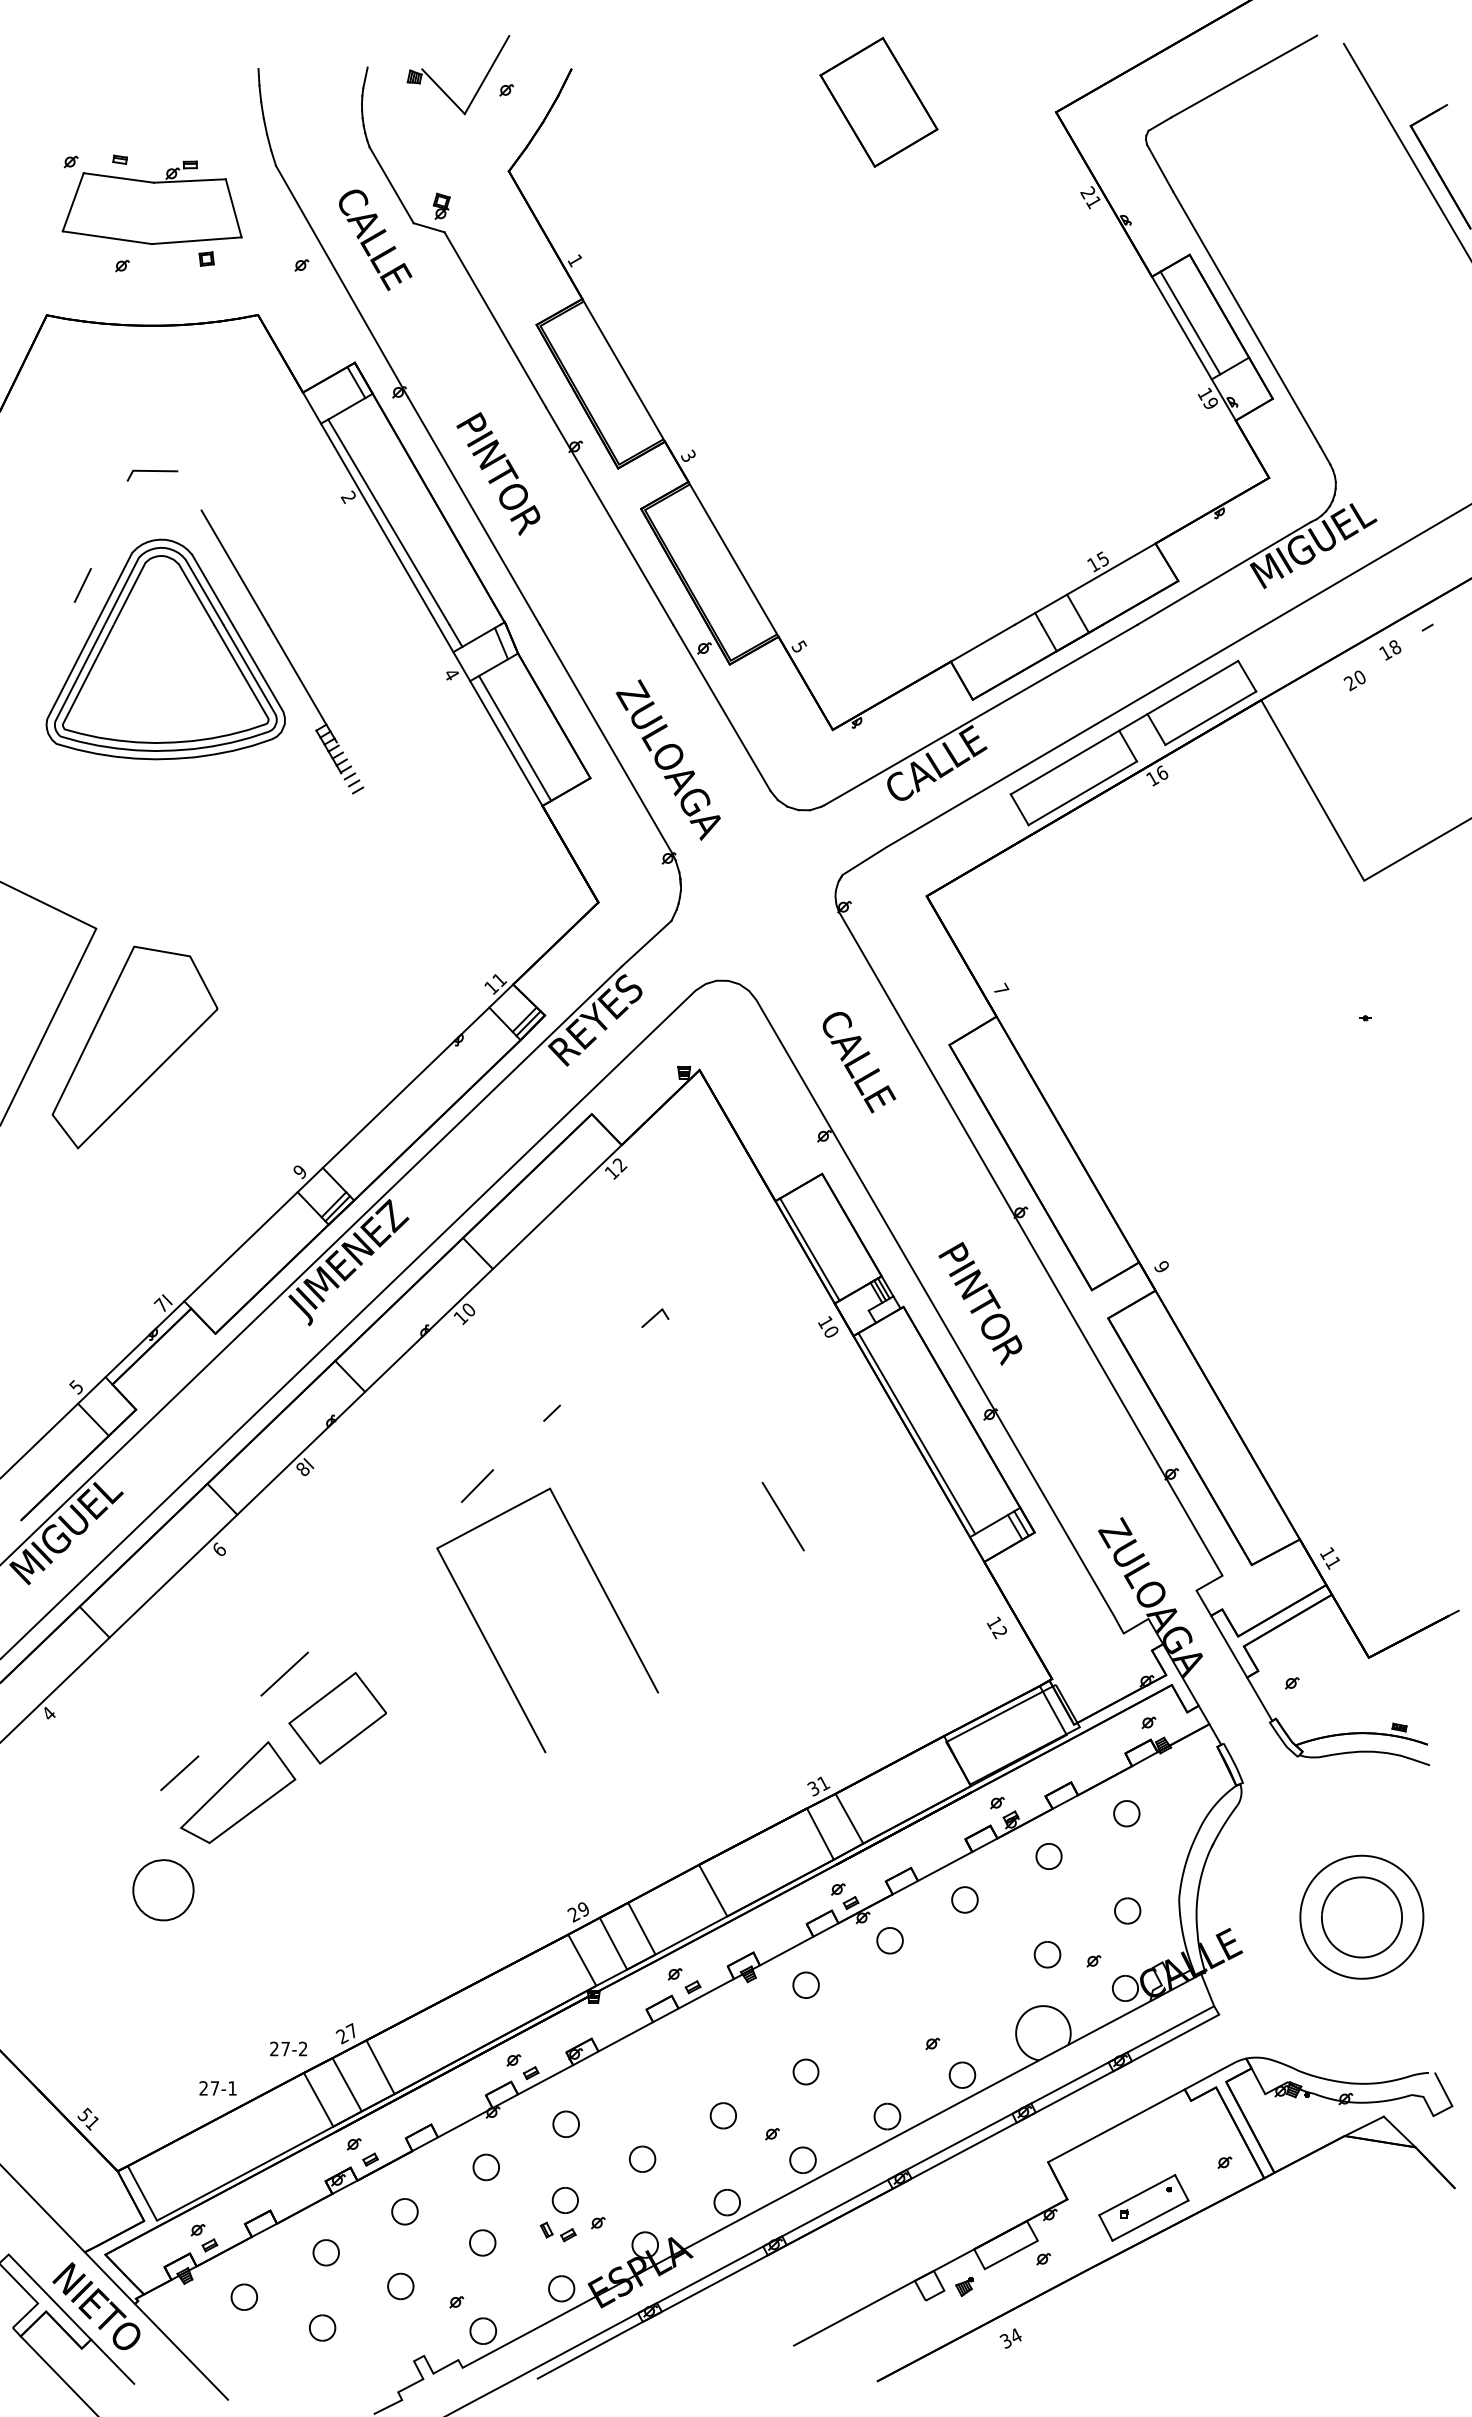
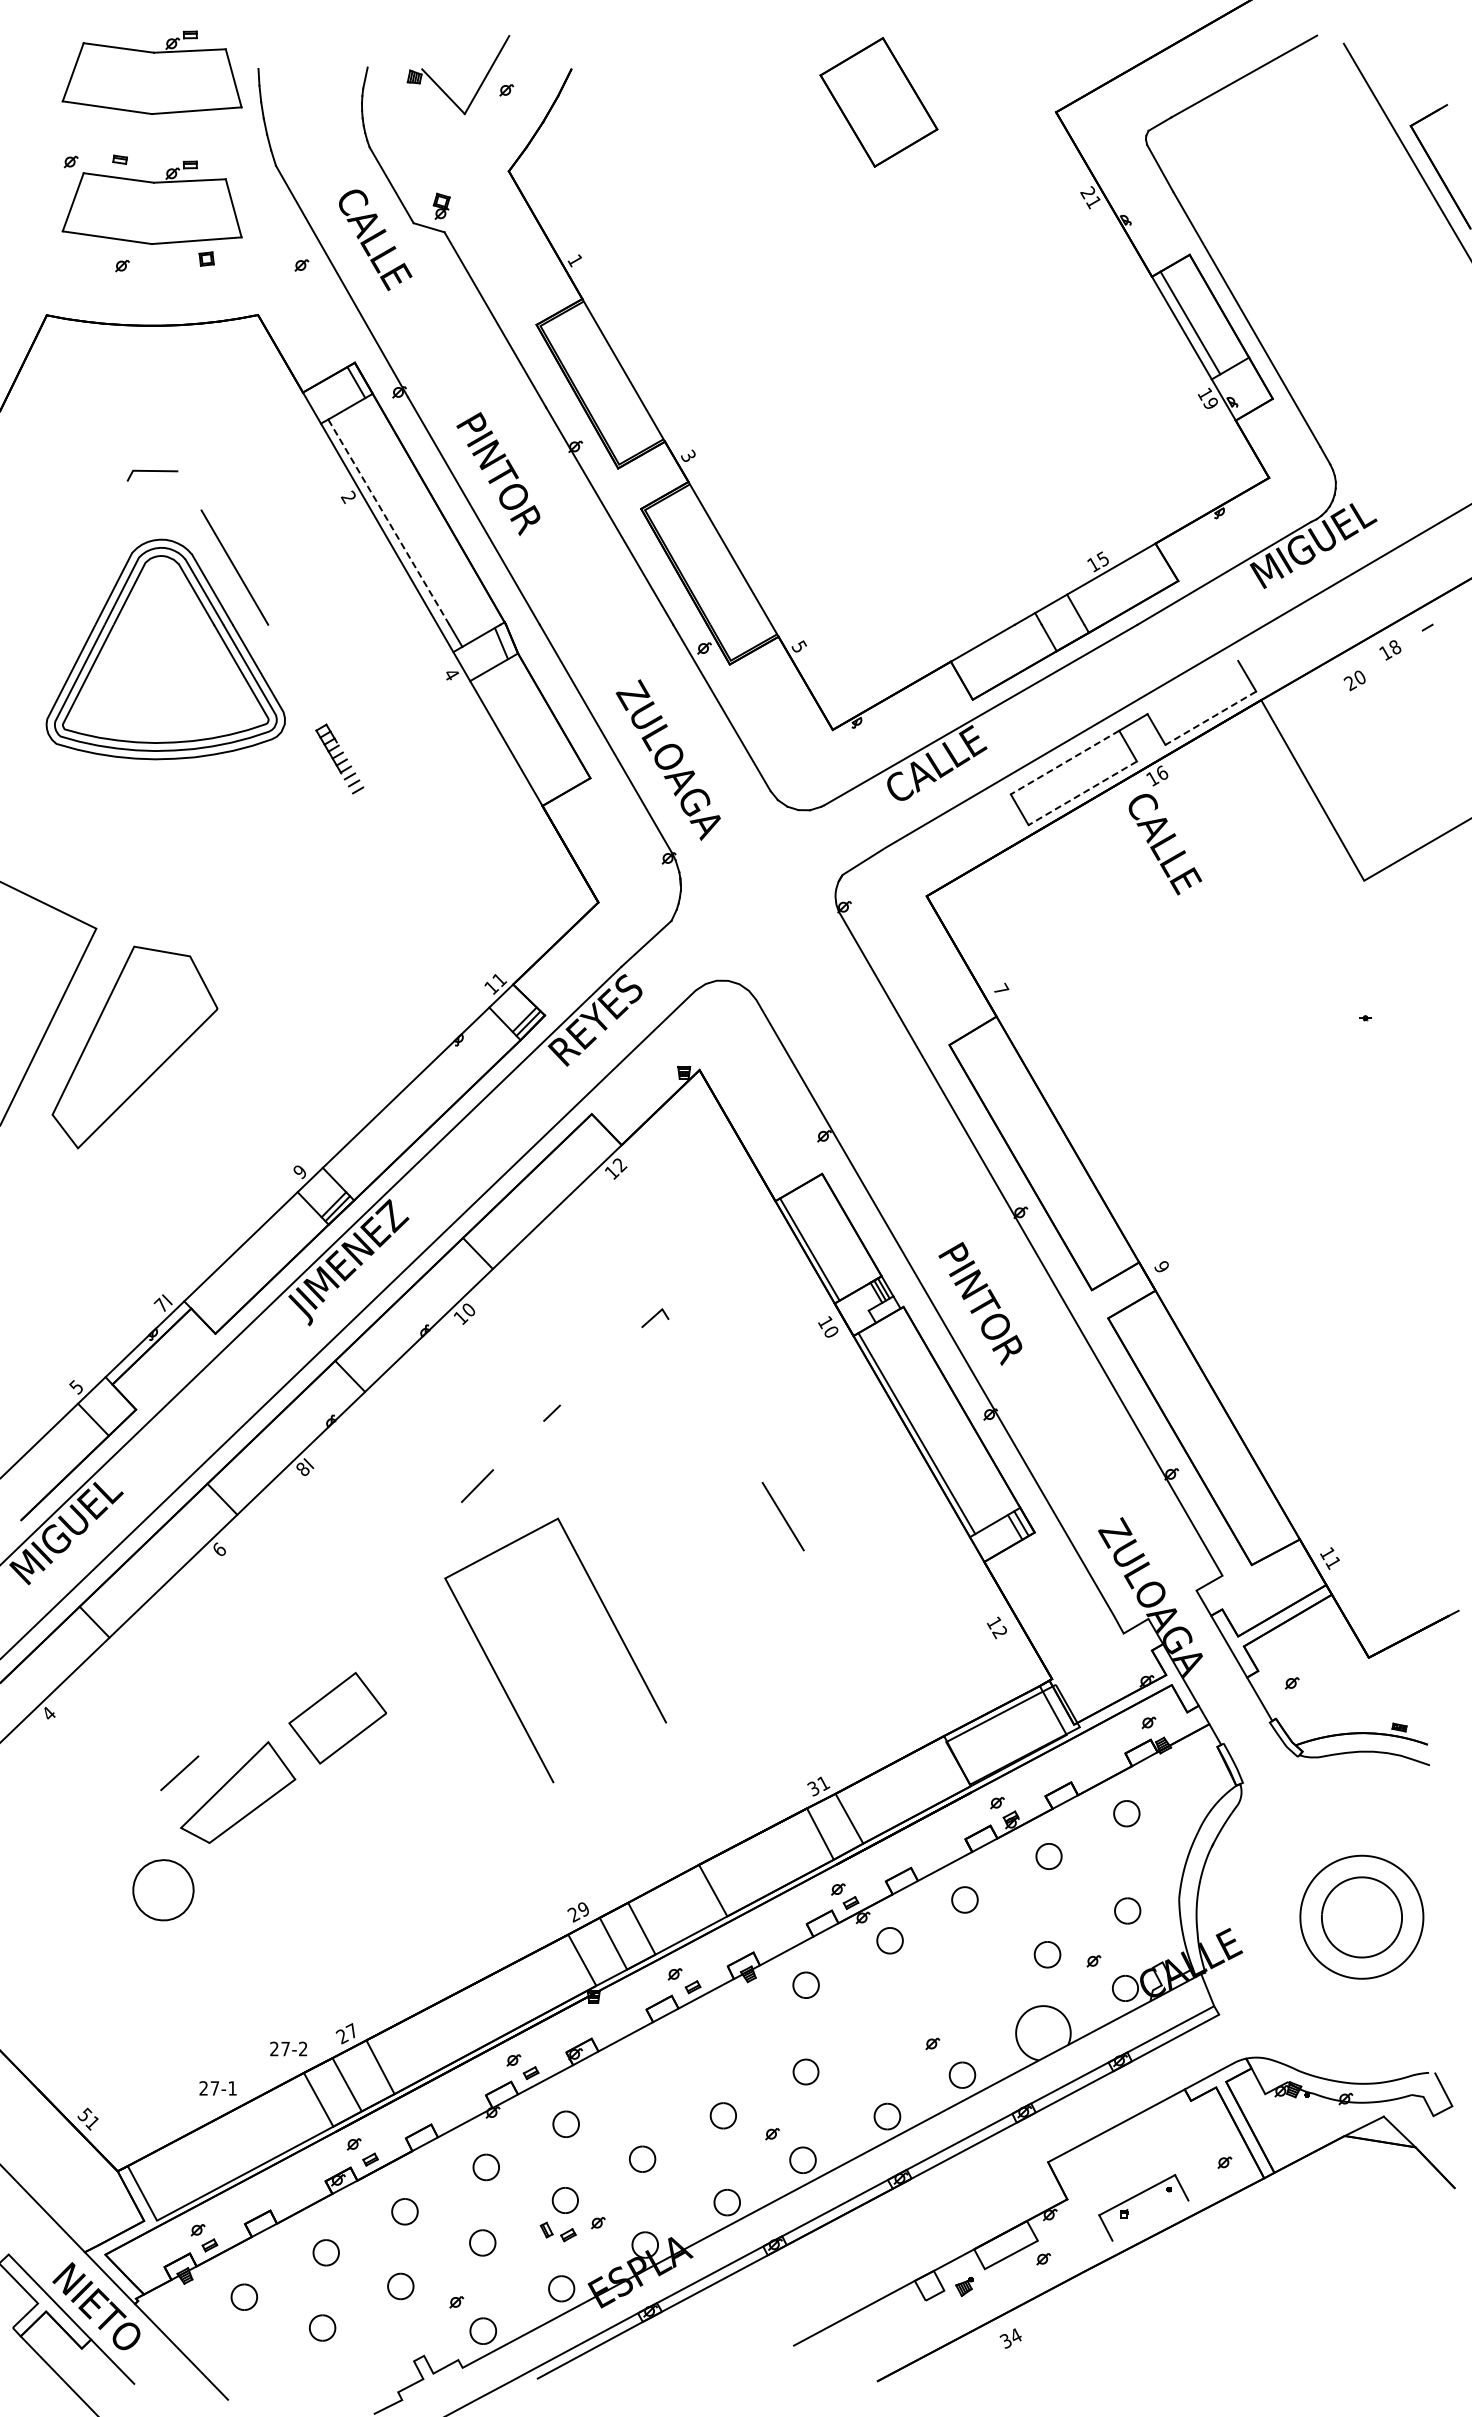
part: none -> present (151, 72)
line: solid -> dashed (388, 521)
line: present -> none (82, 585)
line: present -> none (297, 674)
line: present -> none (1192, 687)
line: solid -> dashed (1210, 718)
line: present -> none (515, 737)
line: solid -> dashed (1065, 762)
line: solid -> dashed (1082, 793)
part position: (859, 1062) -> (1165, 844) (1165, 844)
line position: (491, 1648) -> (499, 1678) (499, 1678)
line: present -> none (284, 1673)
line: present -> none (1150, 2220)
